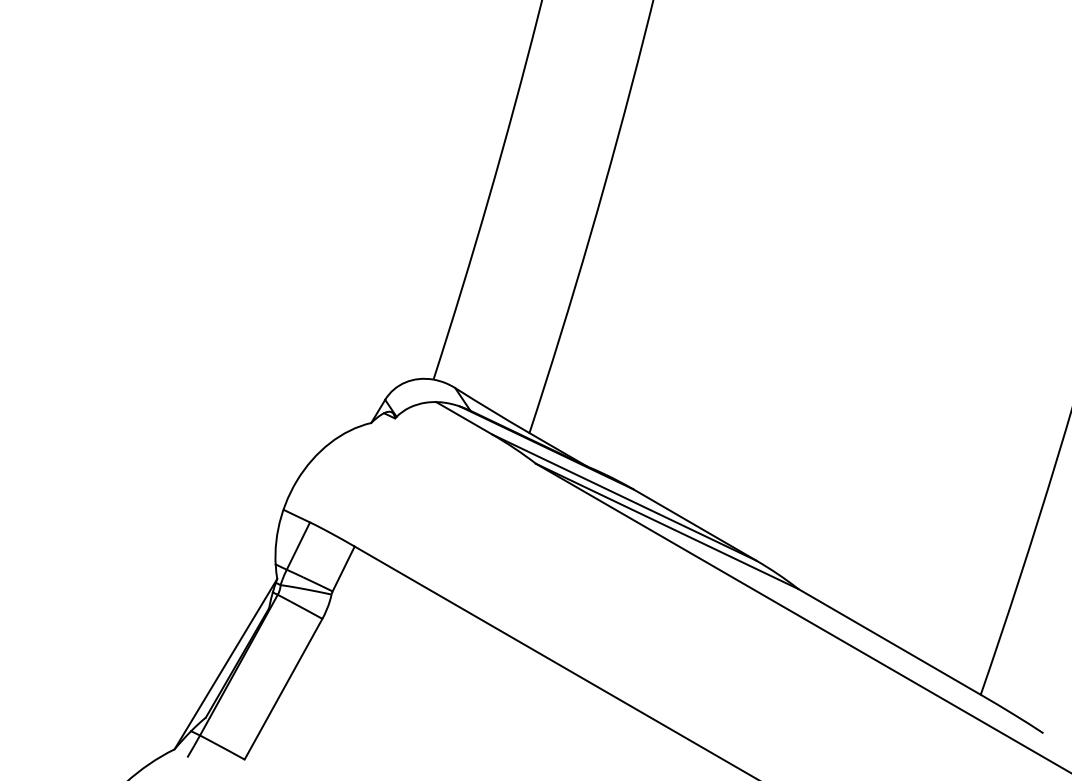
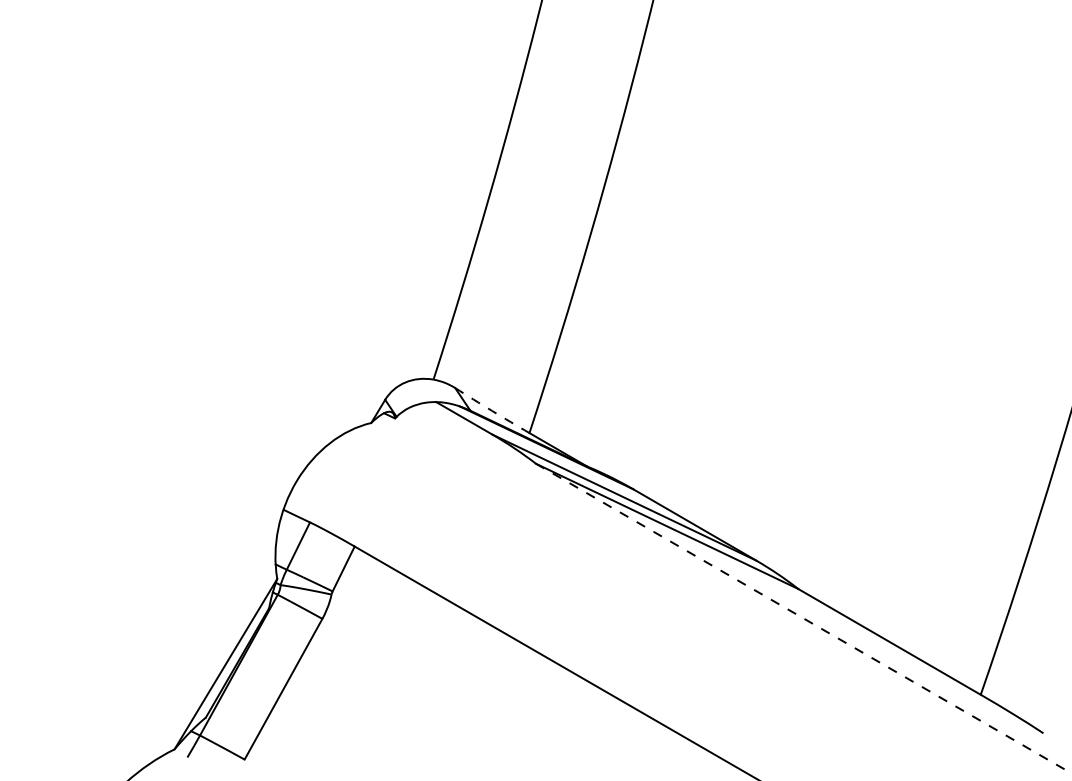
arc: solid -> dashed (492, 410)
line: solid -> dashed (804, 618)
